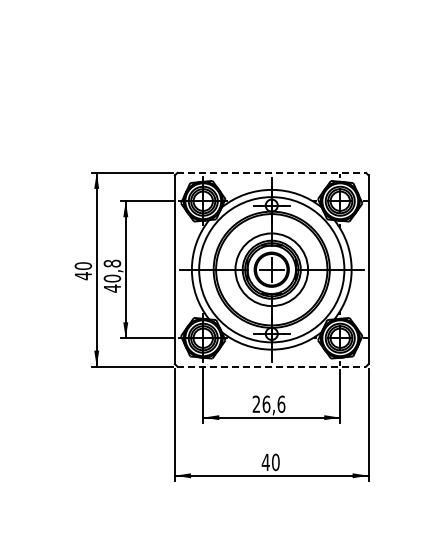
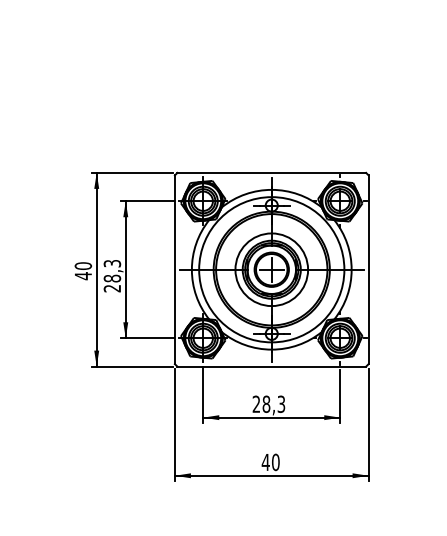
line: dashed -> solid (272, 172)
text: 40,8 -> 28,3 (111, 275)
line: dashed -> solid (272, 366)
text: 26,6 -> 28,3 (273, 403)
